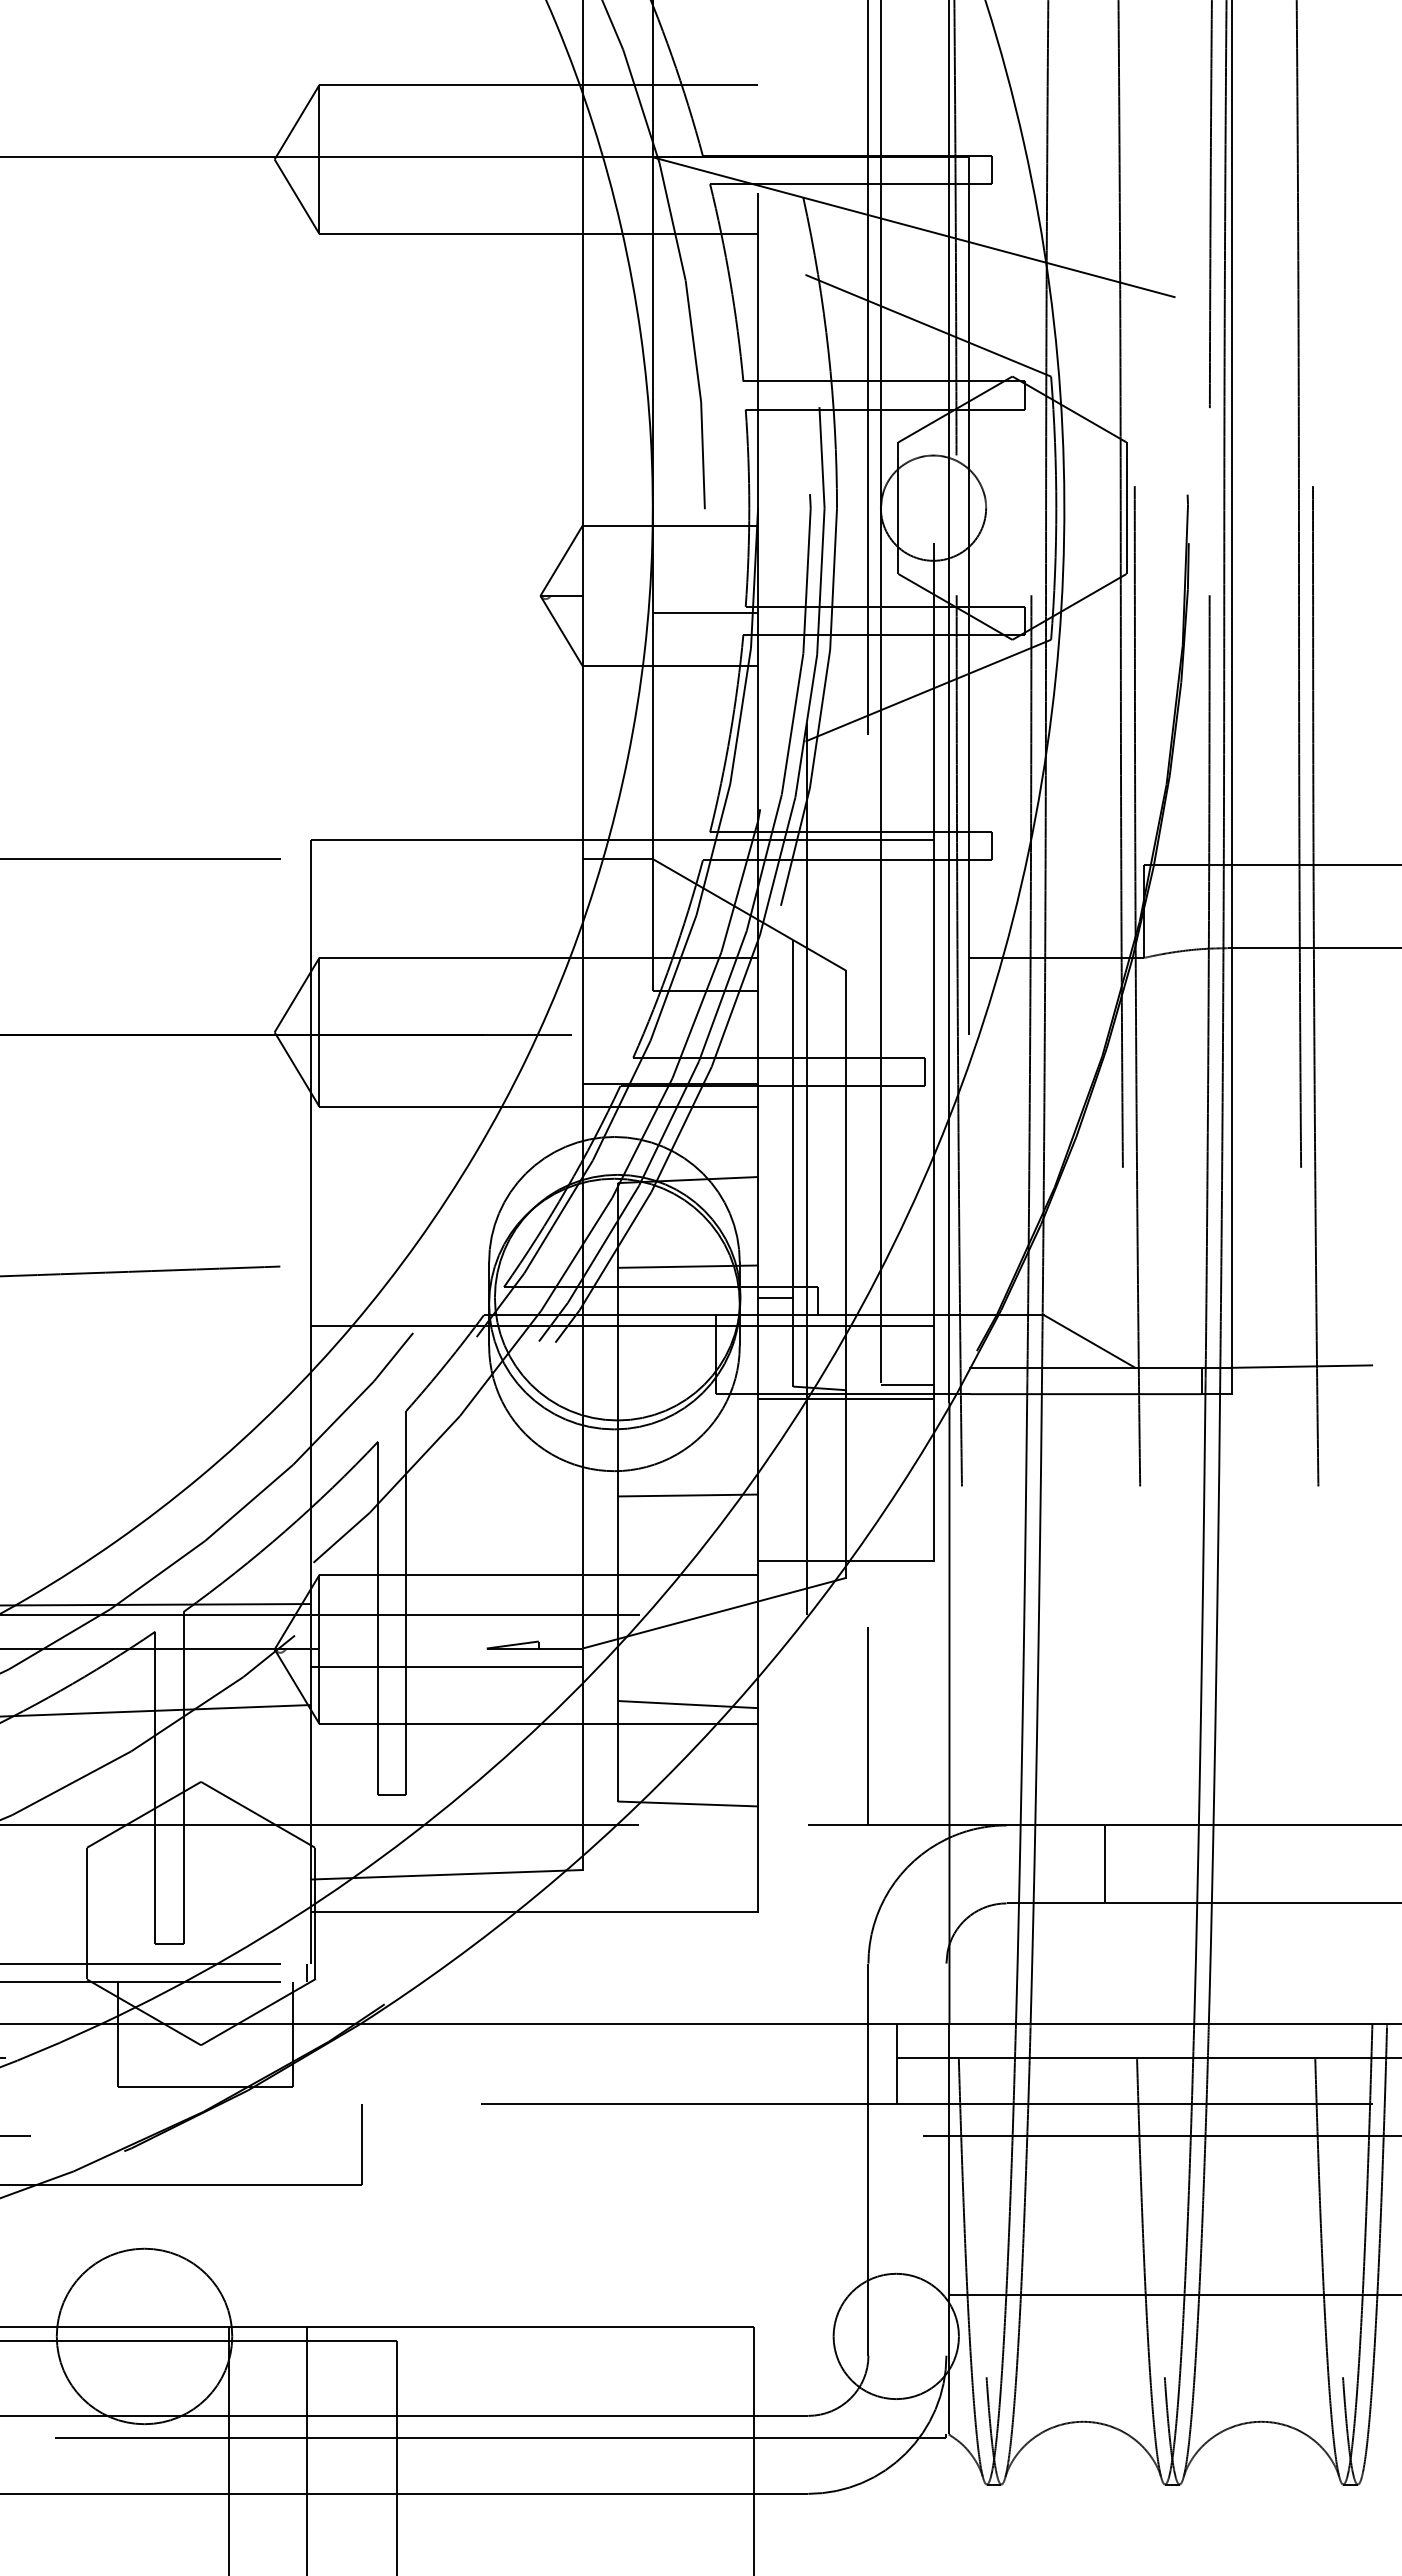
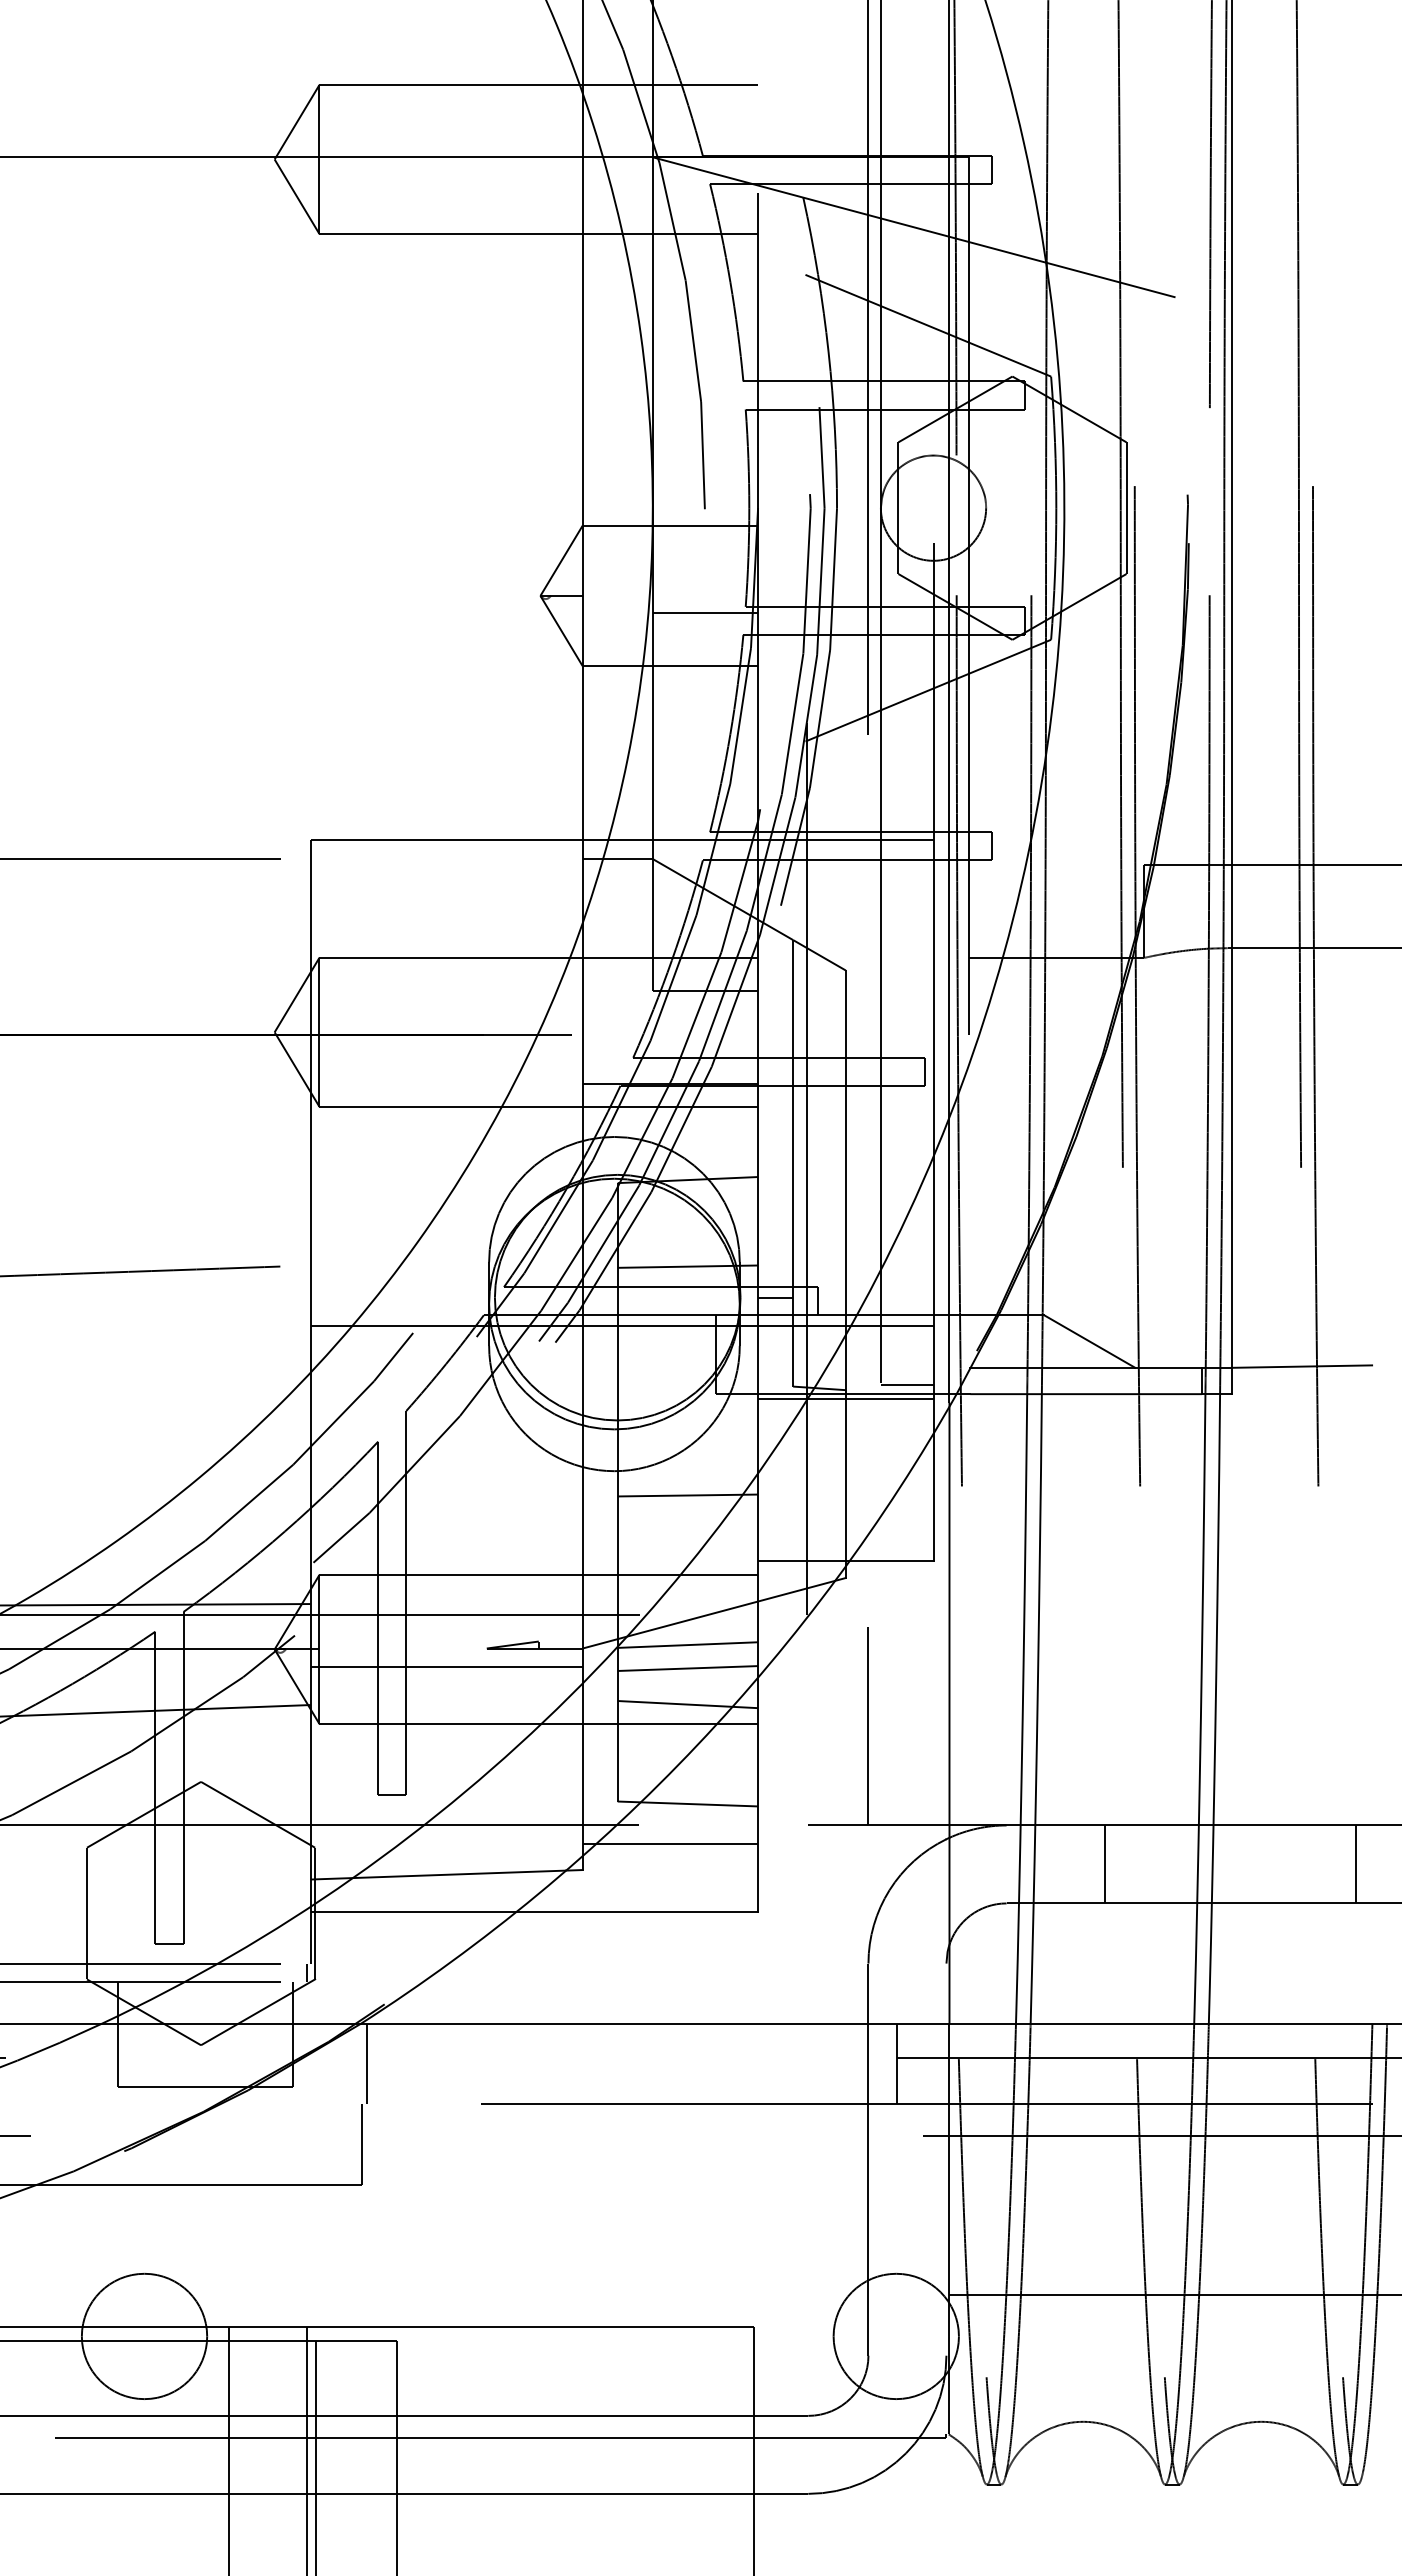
line: none -> present (687, 1644)
line: none -> present (687, 1668)
line: none -> present (670, 1844)
line: none -> present (1355, 1864)
line: none -> present (367, 2063)
circle diameter: 175 px -> 125 px (144, 2336)
line: none -> present (315, 2456)
